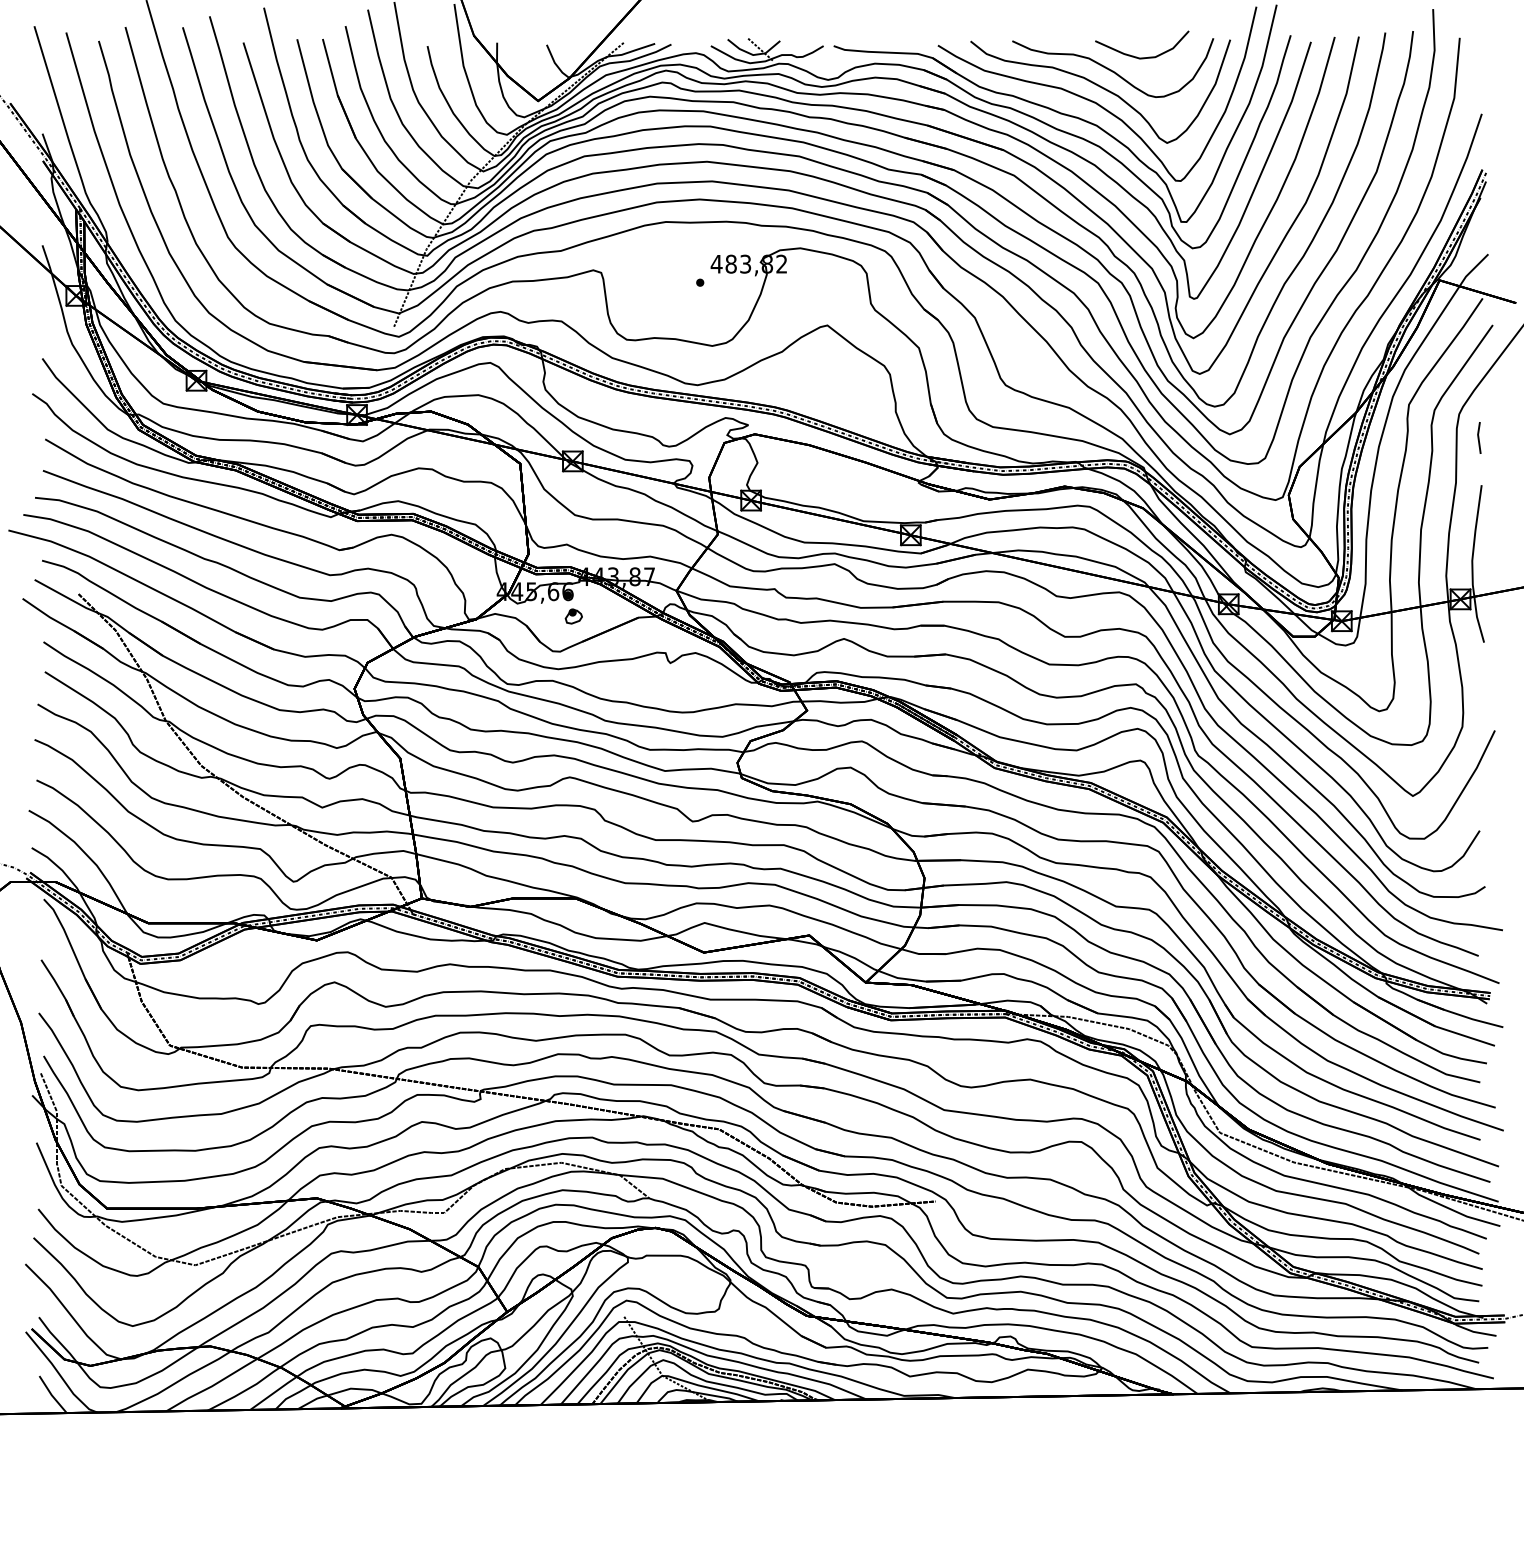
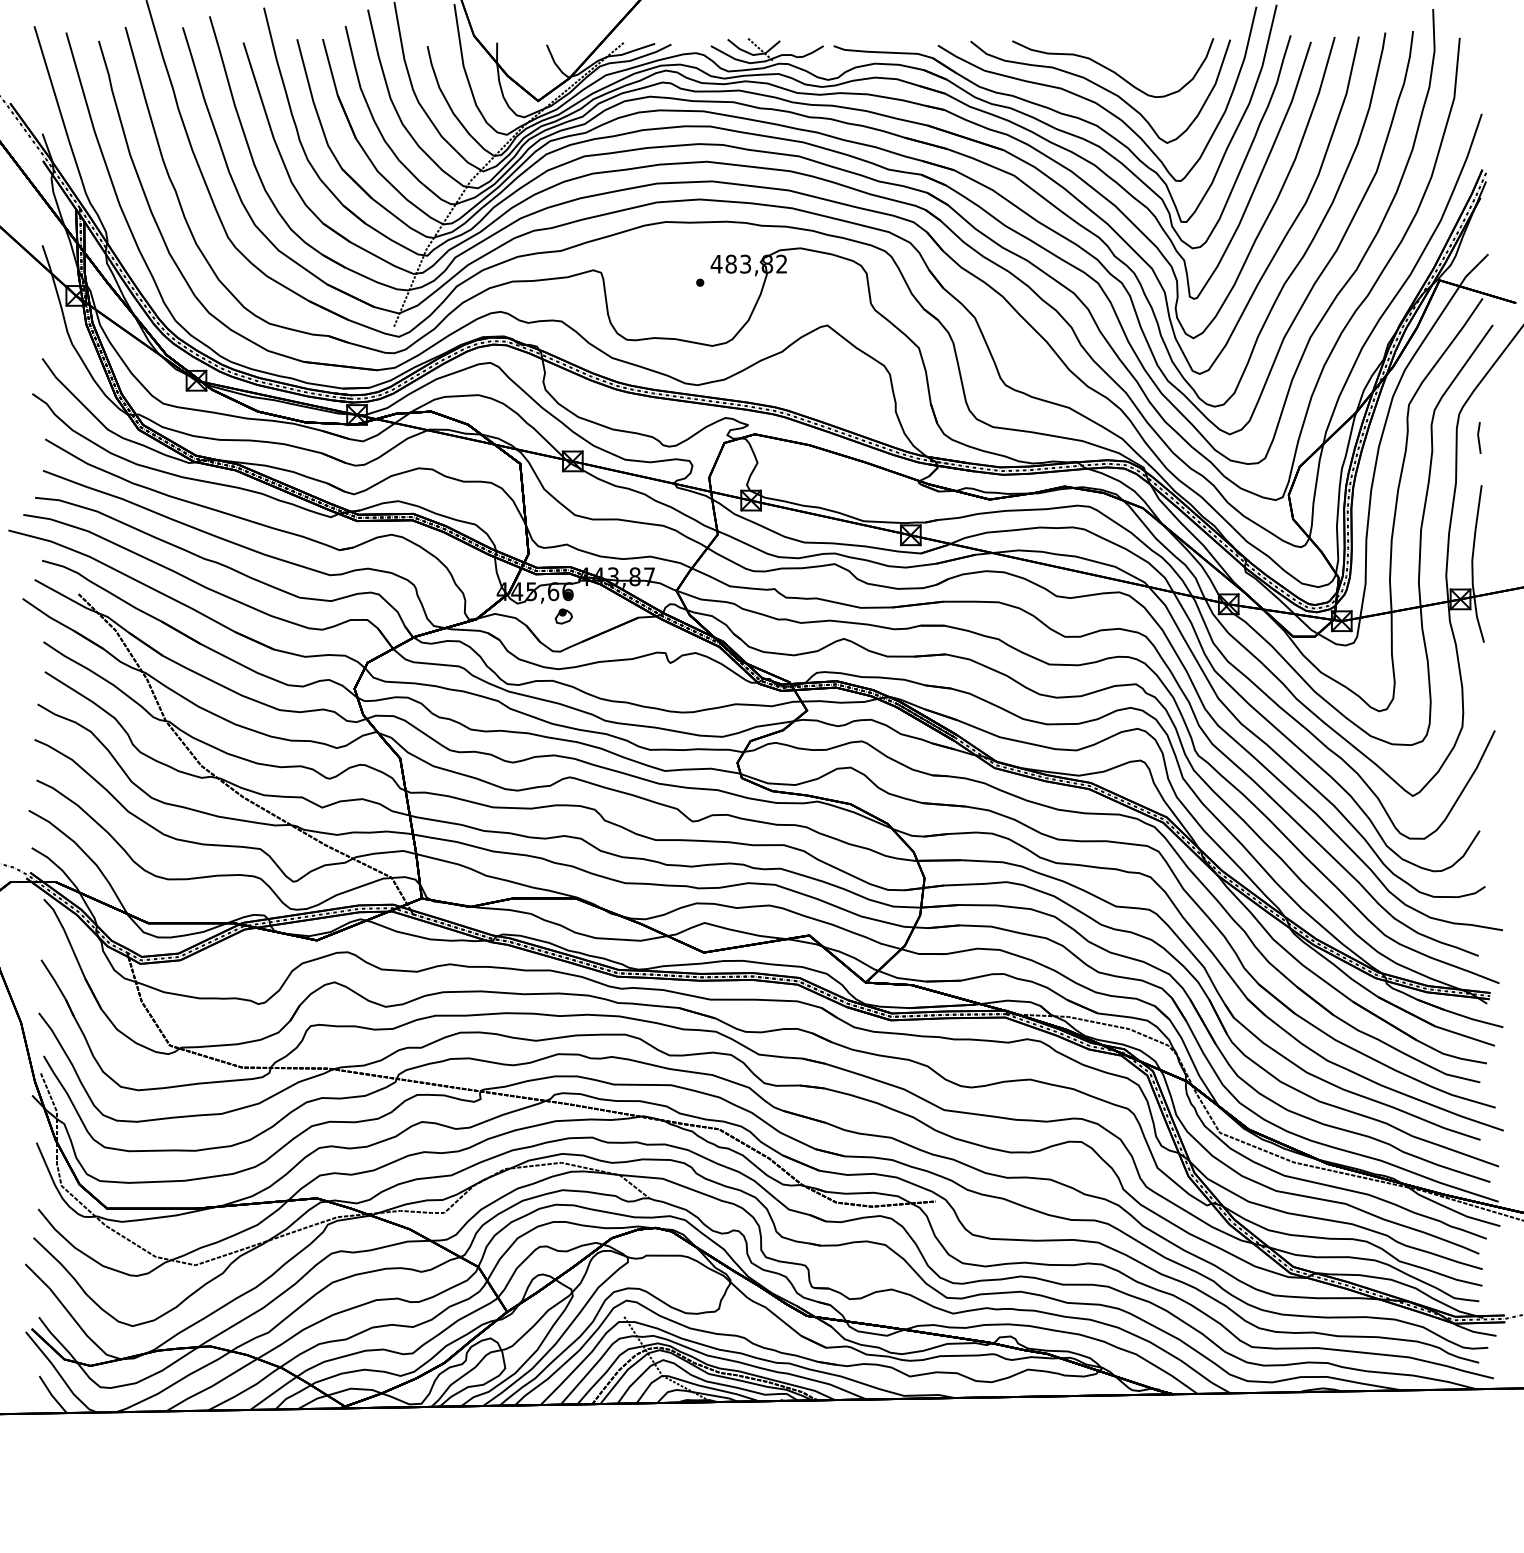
curve: present -> none (1142, 57)
part position: (573, 616) -> (563, 616) (563, 616)
